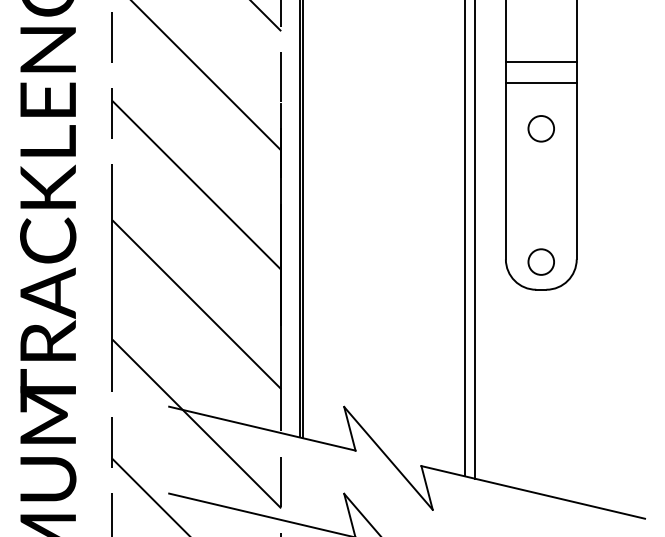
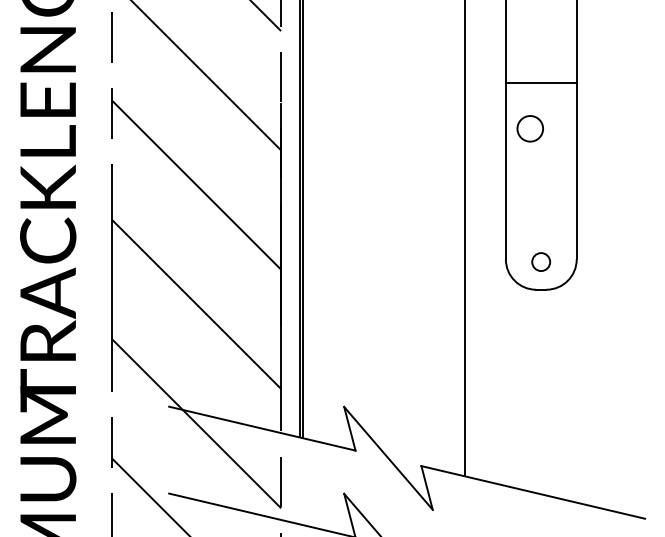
line: present -> none (540, 62)
circle position: (540, 128) -> (529, 128) (529, 128)
line: present -> none (475, 240)
circle size: 28x28 px -> 20x20 px (540, 261)
